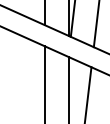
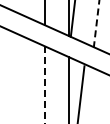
line: solid -> dashed (96, 24)
line: solid -> dashed (44, 85)
line position: (88, 93) -> (80, 93) (80, 93)
